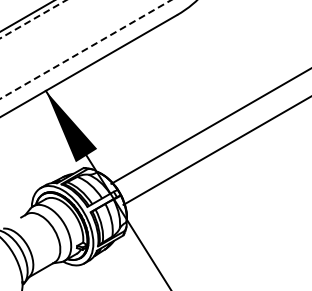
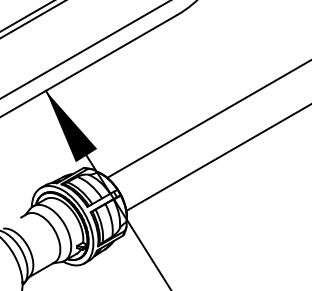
line: dashed -> solid (33, 19)
line: dashed -> solid (85, 49)
line position: (209, 126) -> (207, 119) (207, 119)
line position: (215, 150) -> (217, 157) (217, 157)
